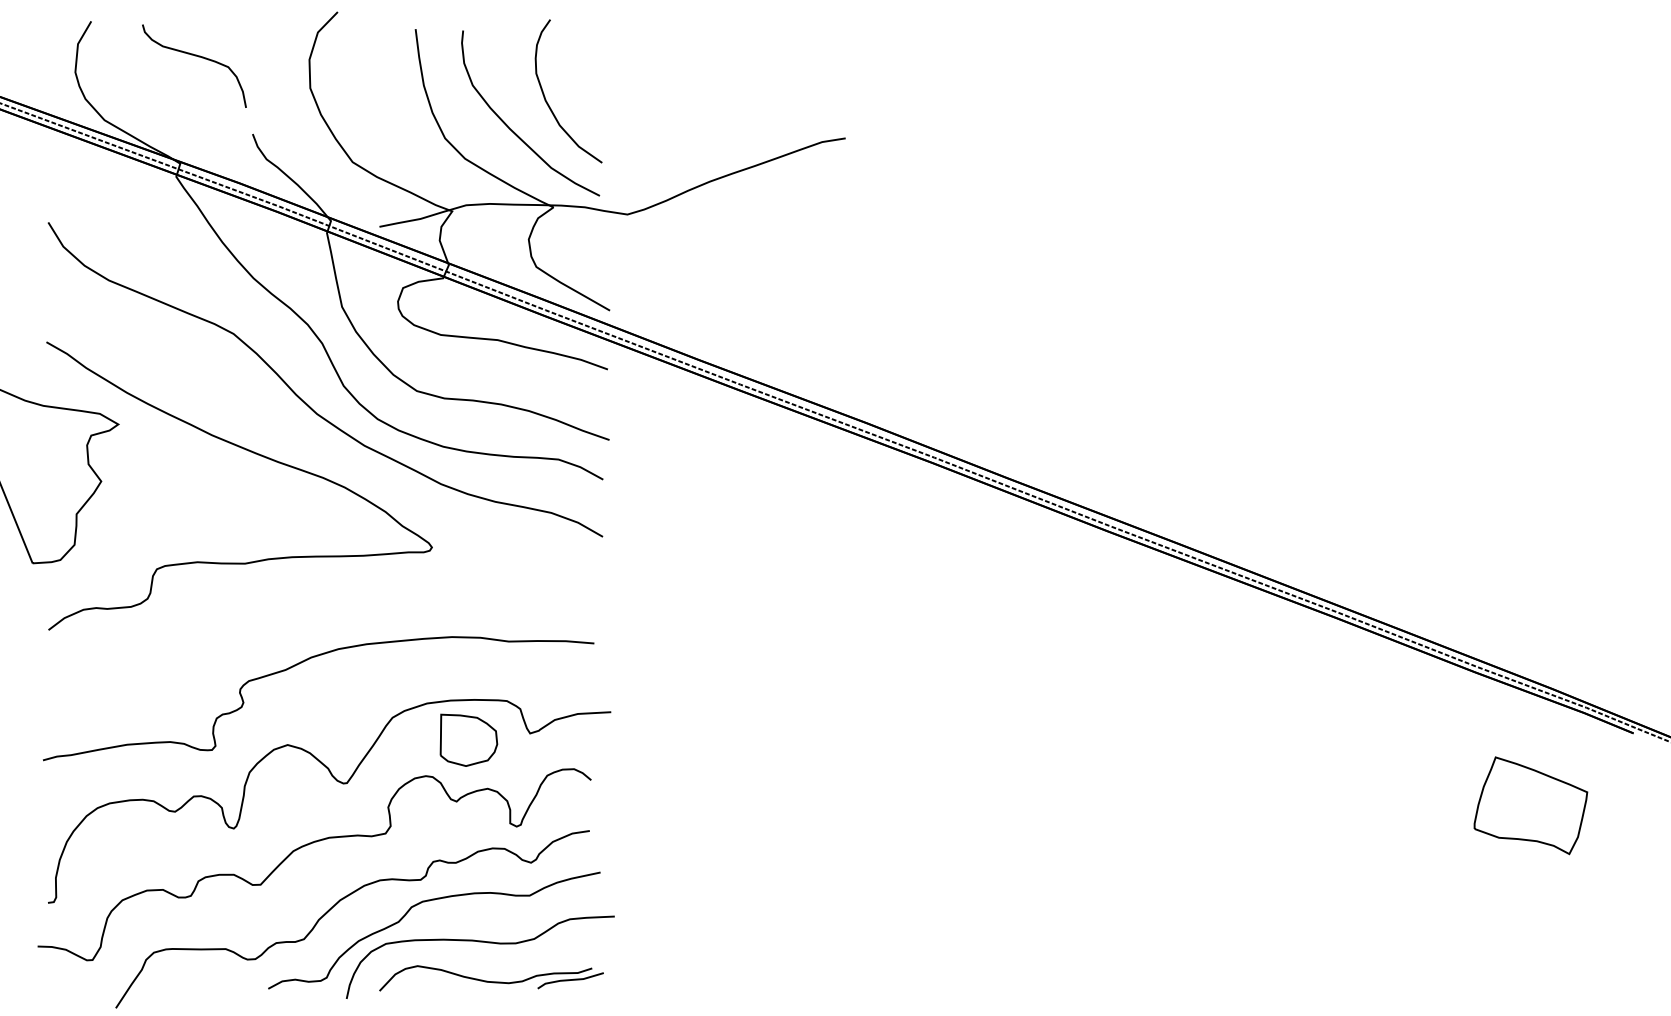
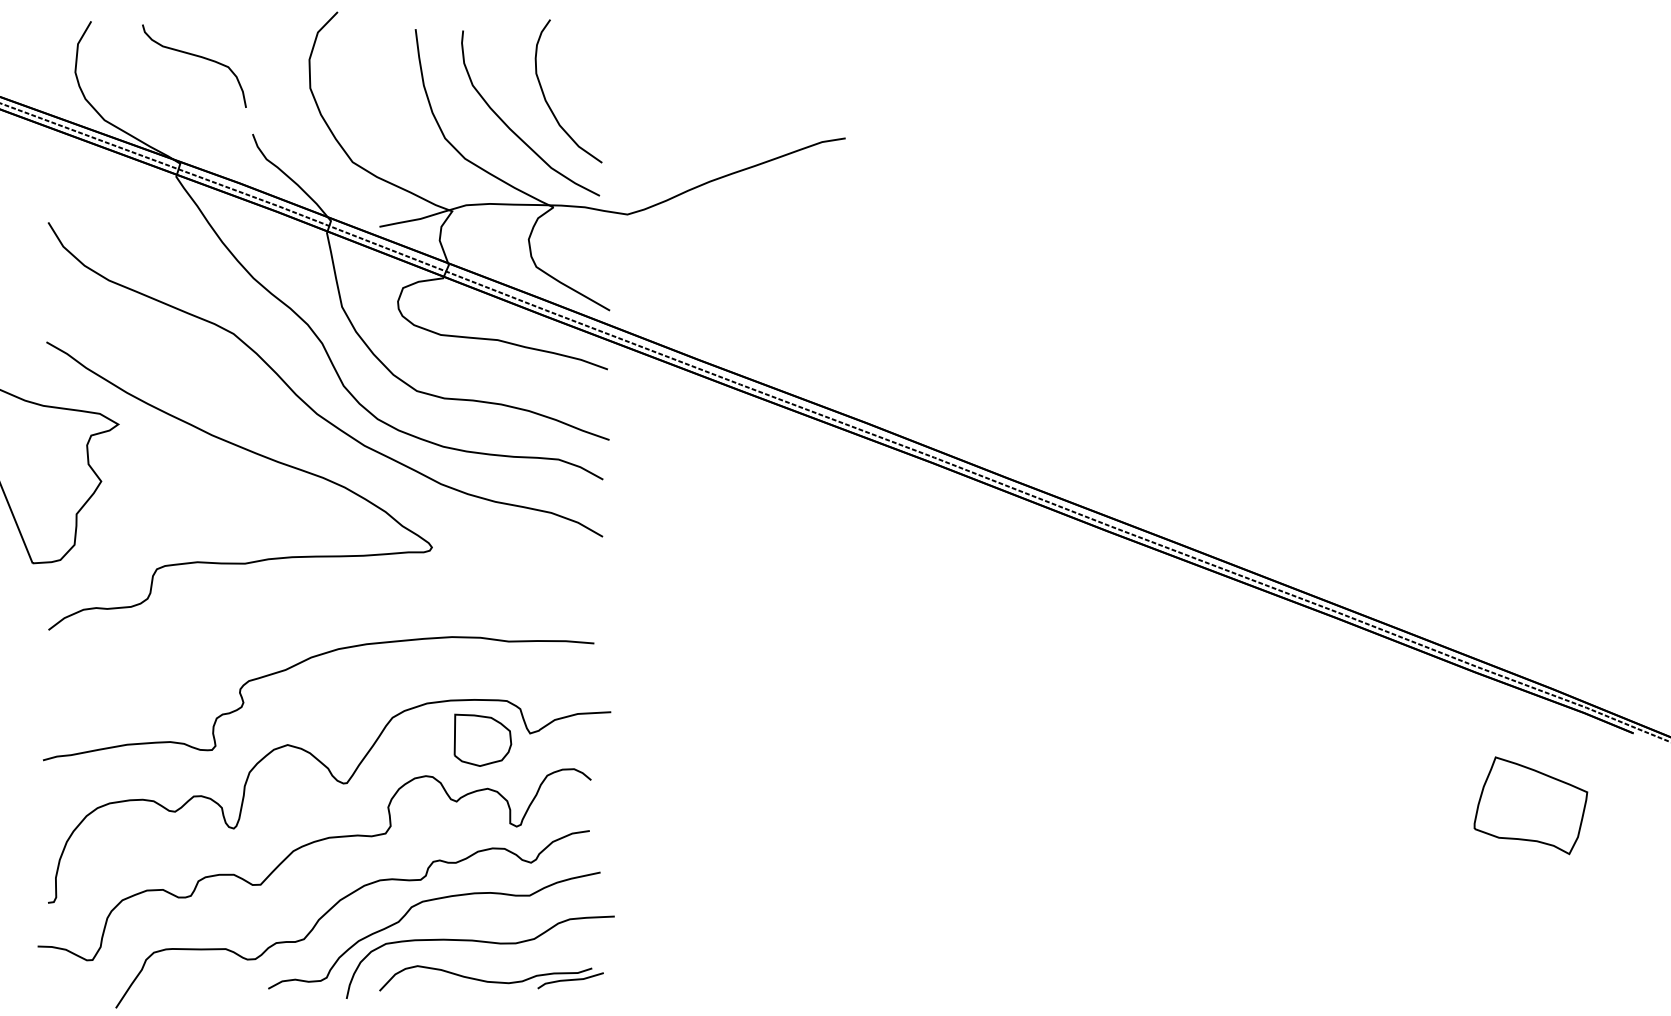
part position: (468, 739) -> (482, 739) (482, 739)
